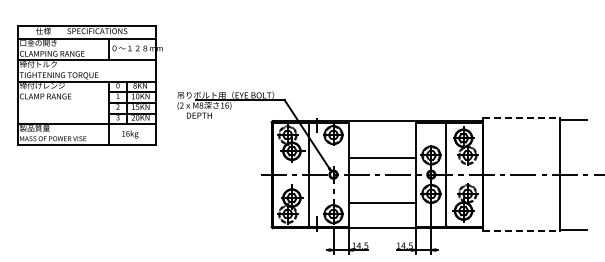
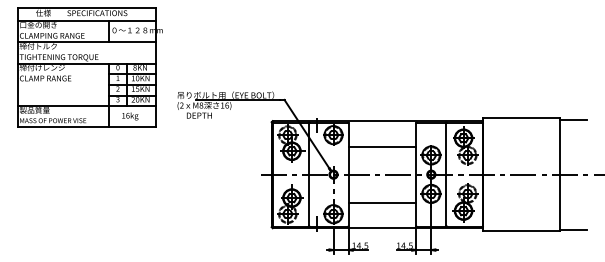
part position: (89, 85) -> (89, 67) (89, 67)
line: dashed -> solid (521, 118)
line position: (381, 157) -> (381, 146) (381, 146)
line: dashed -> solid (521, 231)
